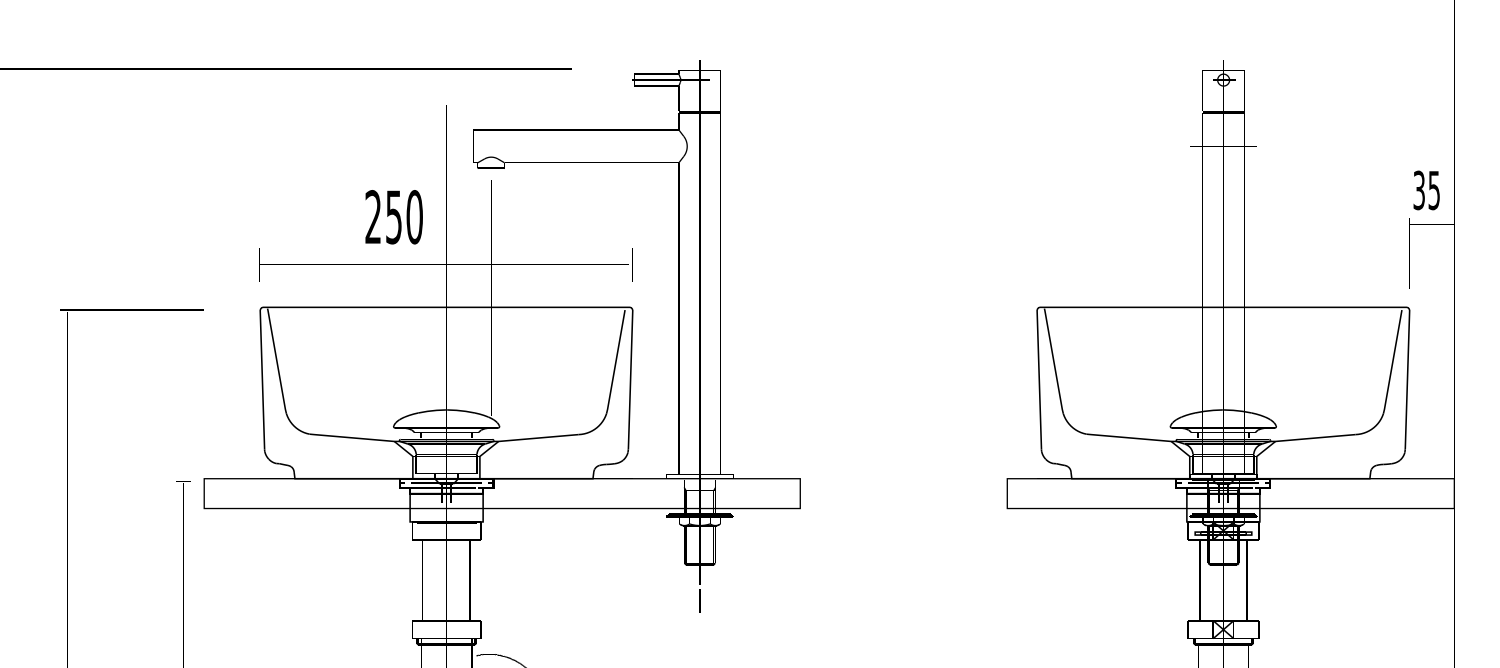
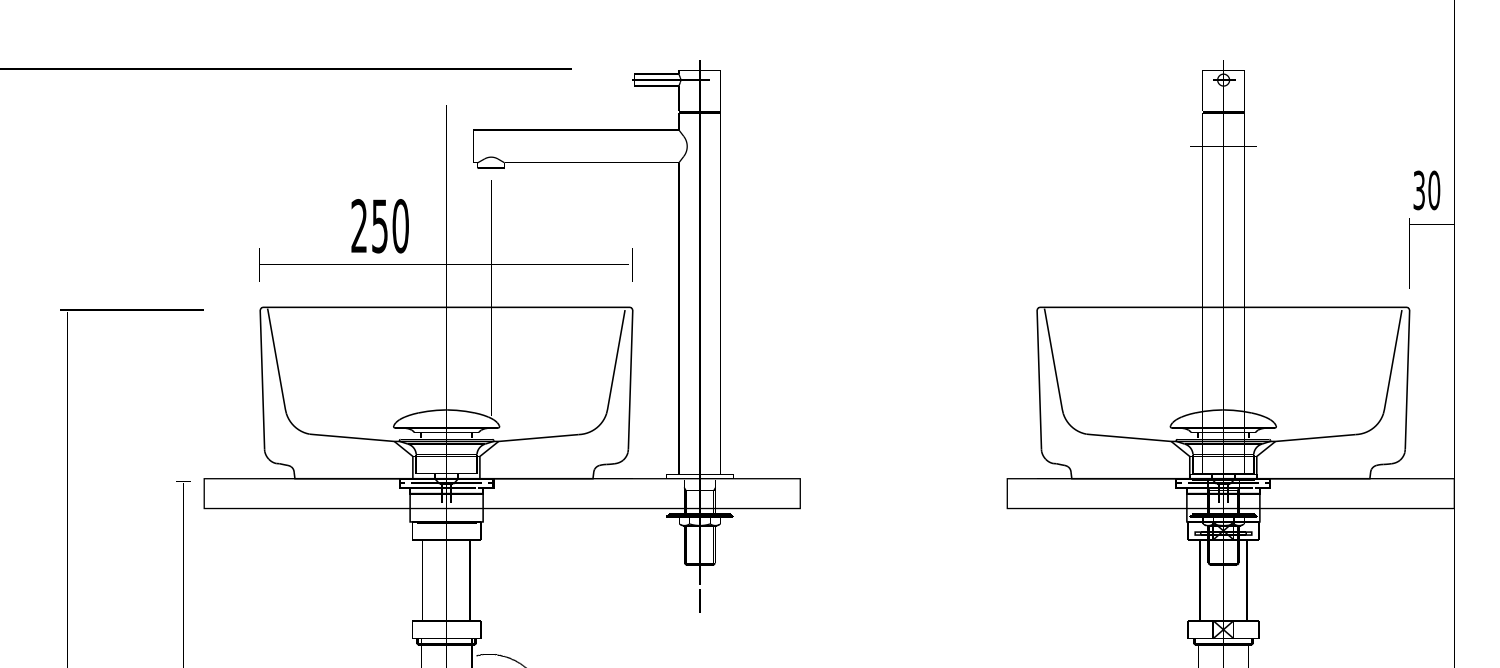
text: 35 -> 30 (1434, 190)
text position: (393, 217) -> (379, 226) (379, 226)
